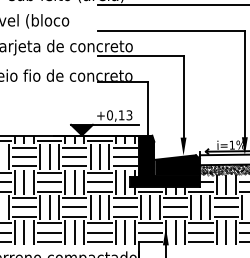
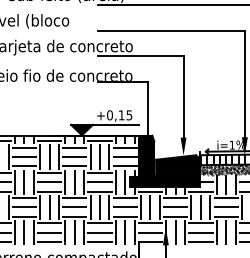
text: +0,13 -> +0,15 (129, 114)
hatch: none -> present (222, 159)
